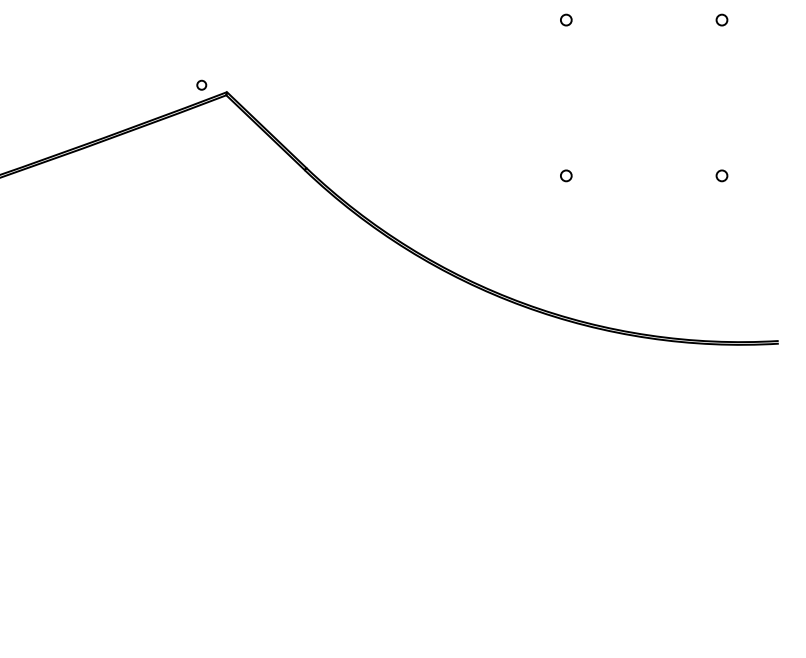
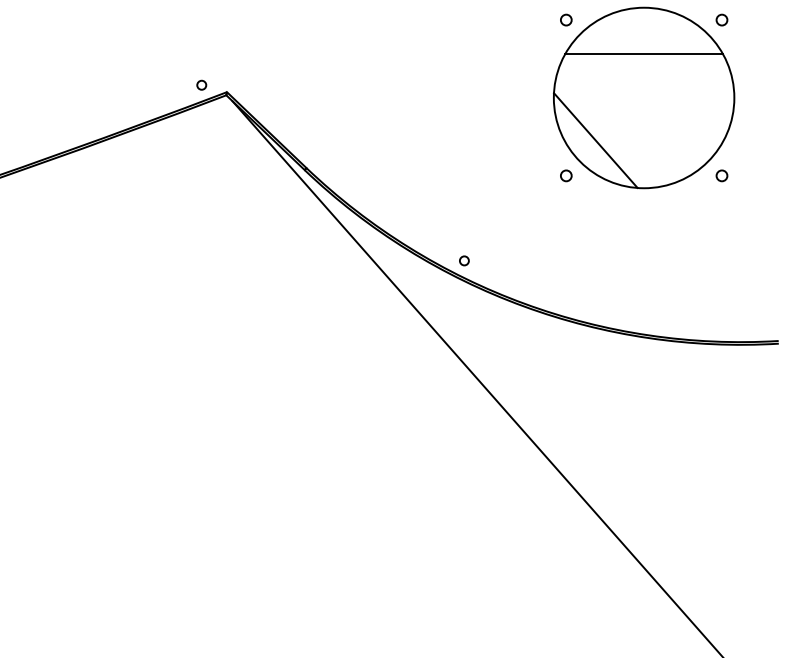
part: none -> present (644, 97)
circle: none -> present (464, 260)
line: none -> present (476, 377)
